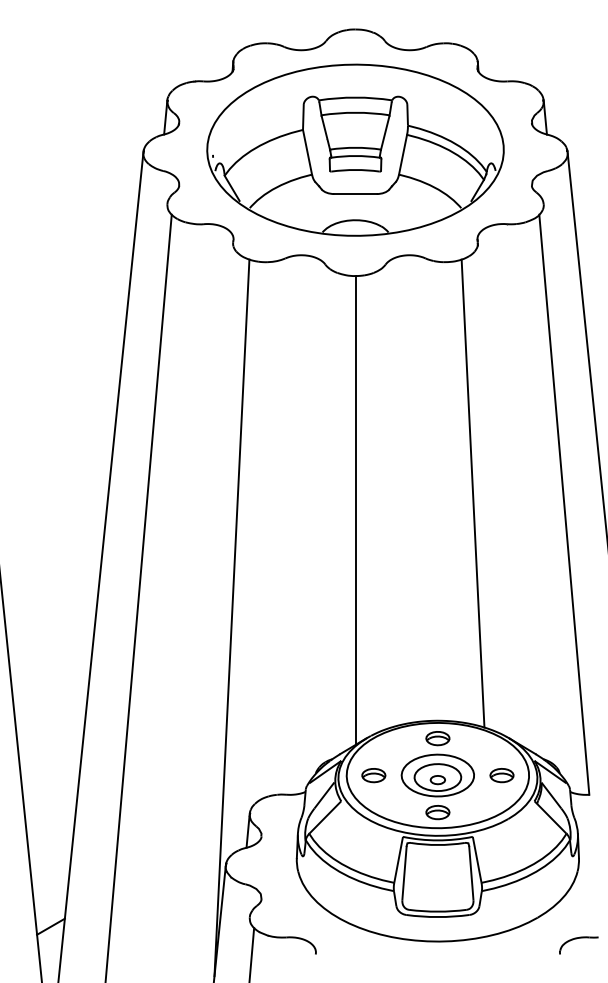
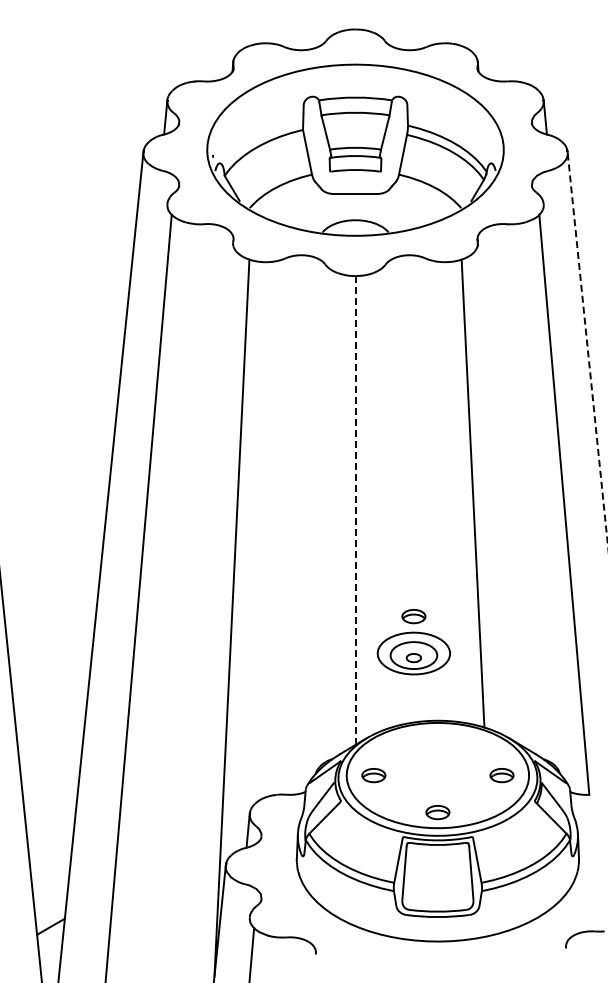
line: solid -> dashed (587, 349)
line: solid -> dashed (355, 510)
part position: (437, 764) -> (413, 642) (413, 642)
part position: (576, 939) -> (582, 933) (582, 933)
